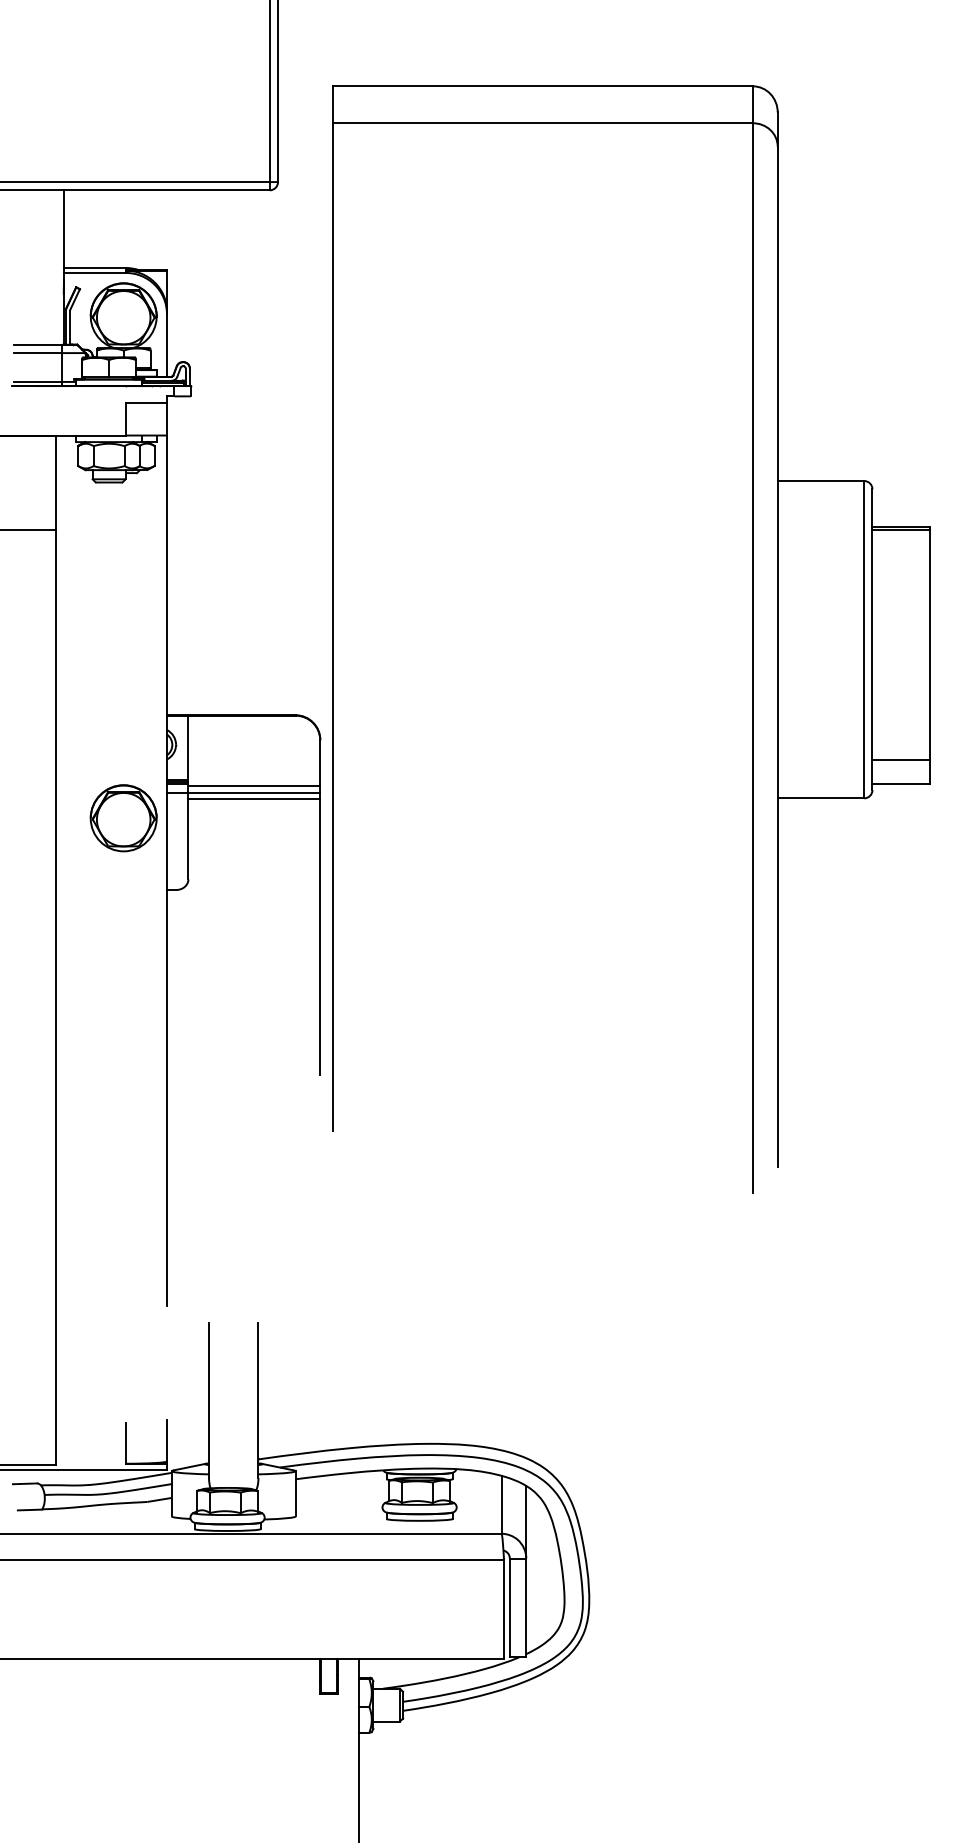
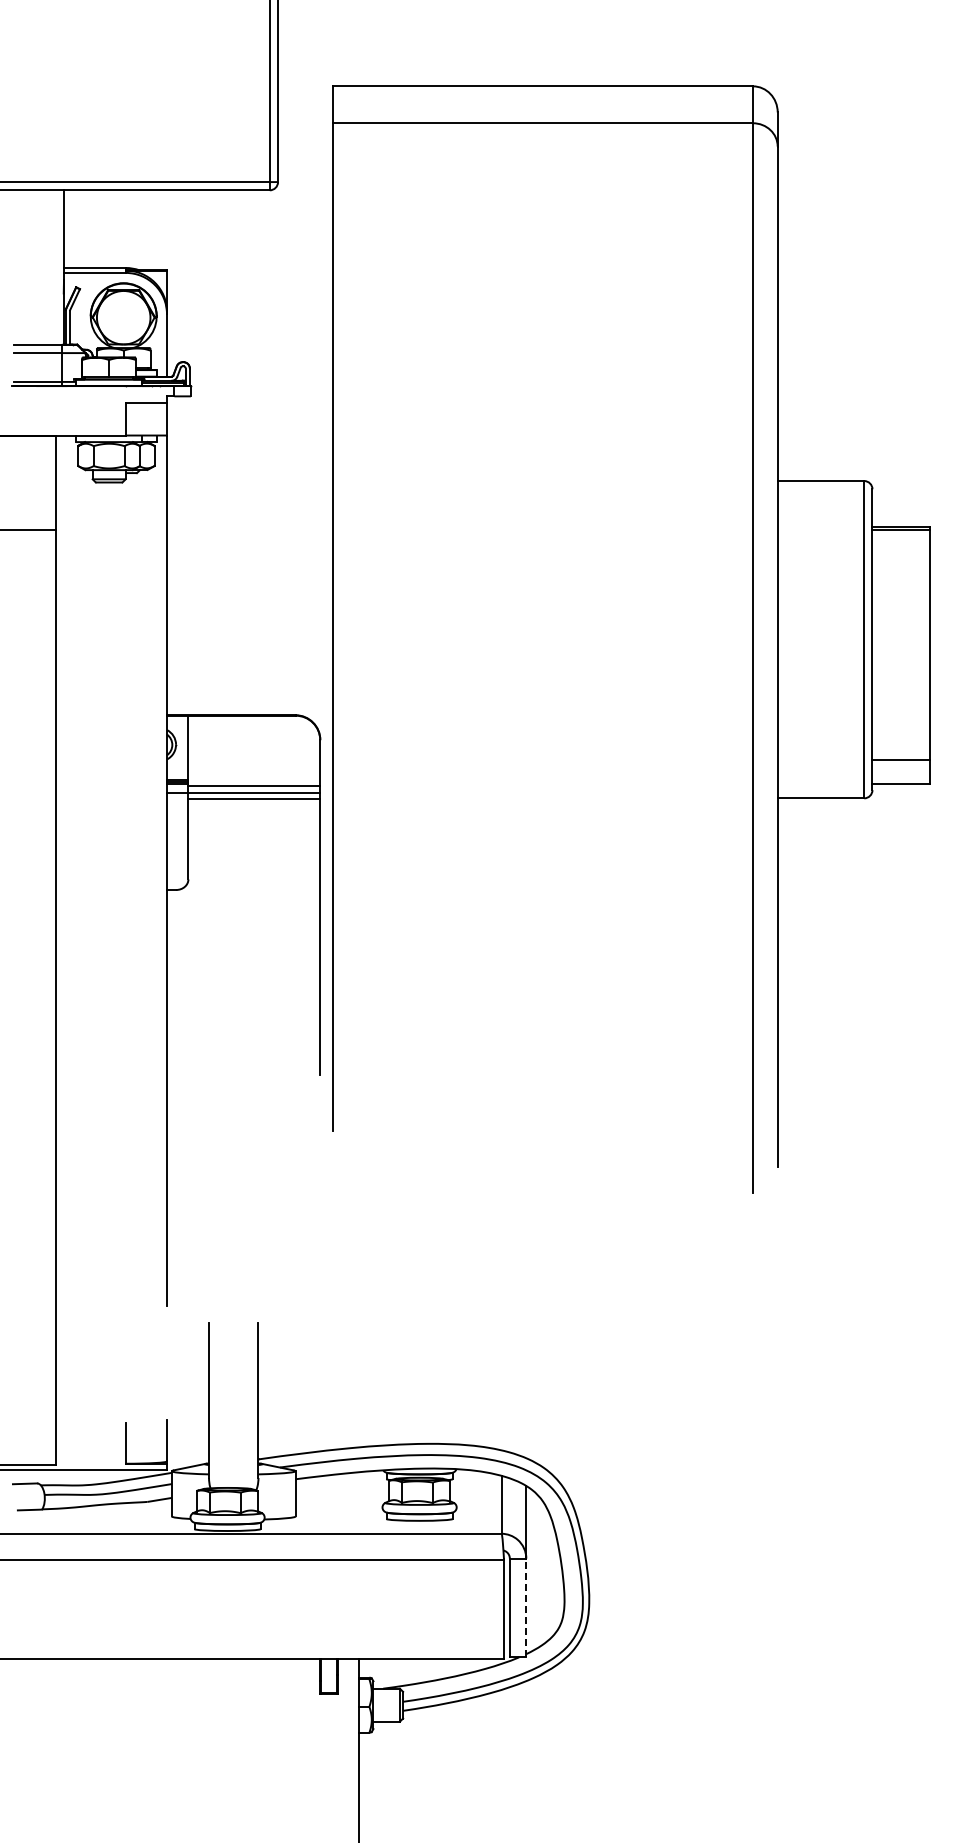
part: present -> none (123, 818)
line: solid -> dashed (526, 1607)
